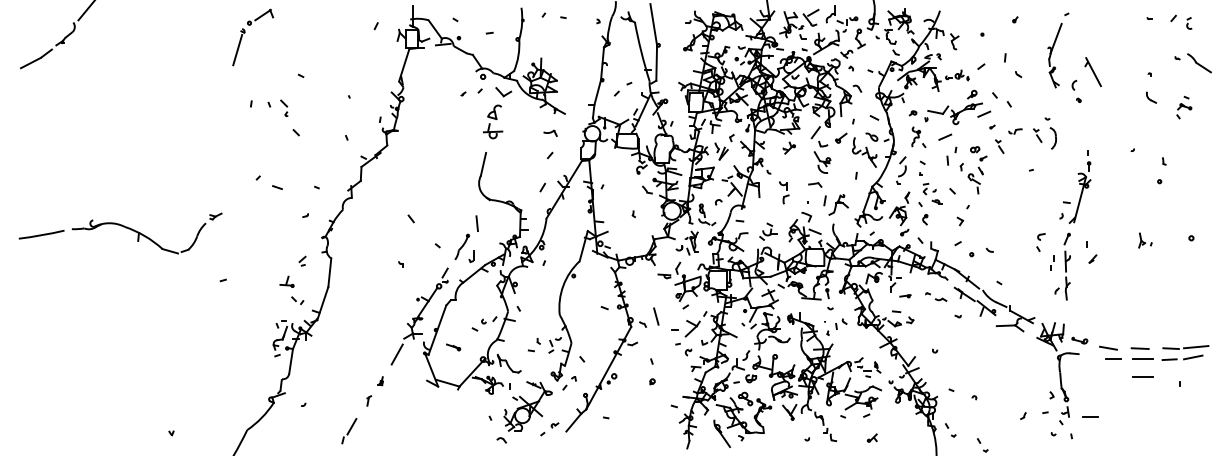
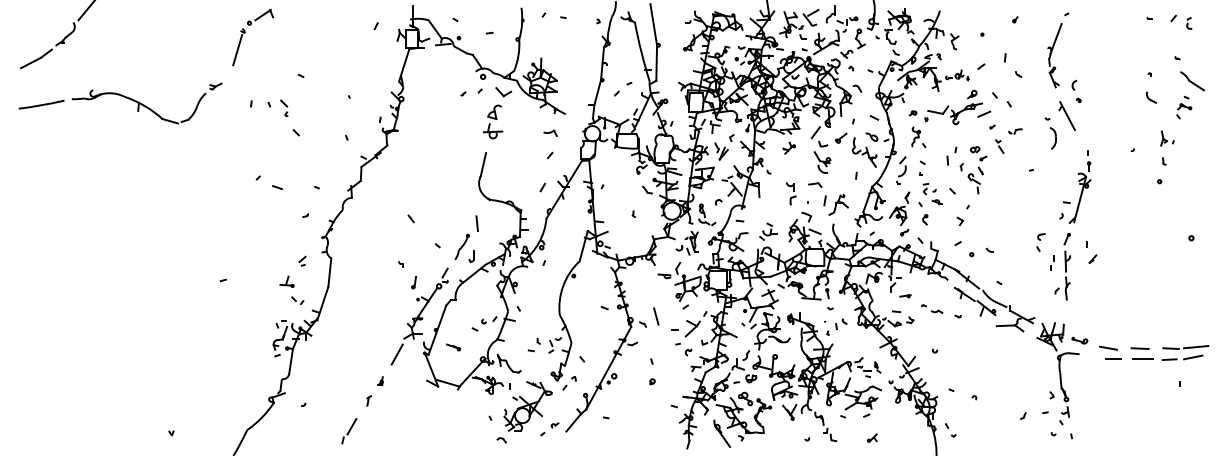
part position: (1199, 63) -> (1192, 81) (1192, 81)
part position: (1092, 72) -> (1066, 116) (1066, 116)
part: present -> none (1037, 135)
line: present -> none (945, 136)
part position: (784, 192) -> (791, 193) (791, 193)
part position: (123, 227) -> (123, 97) (123, 97)
part position: (1145, 240) -> (1167, 138) (1167, 138)
part: none -> present (413, 282)
part position: (936, 296) -> (932, 308) (932, 308)
line: present -> none (1142, 376)
line: present -> none (1090, 416)
part: present -> none (982, 445)
